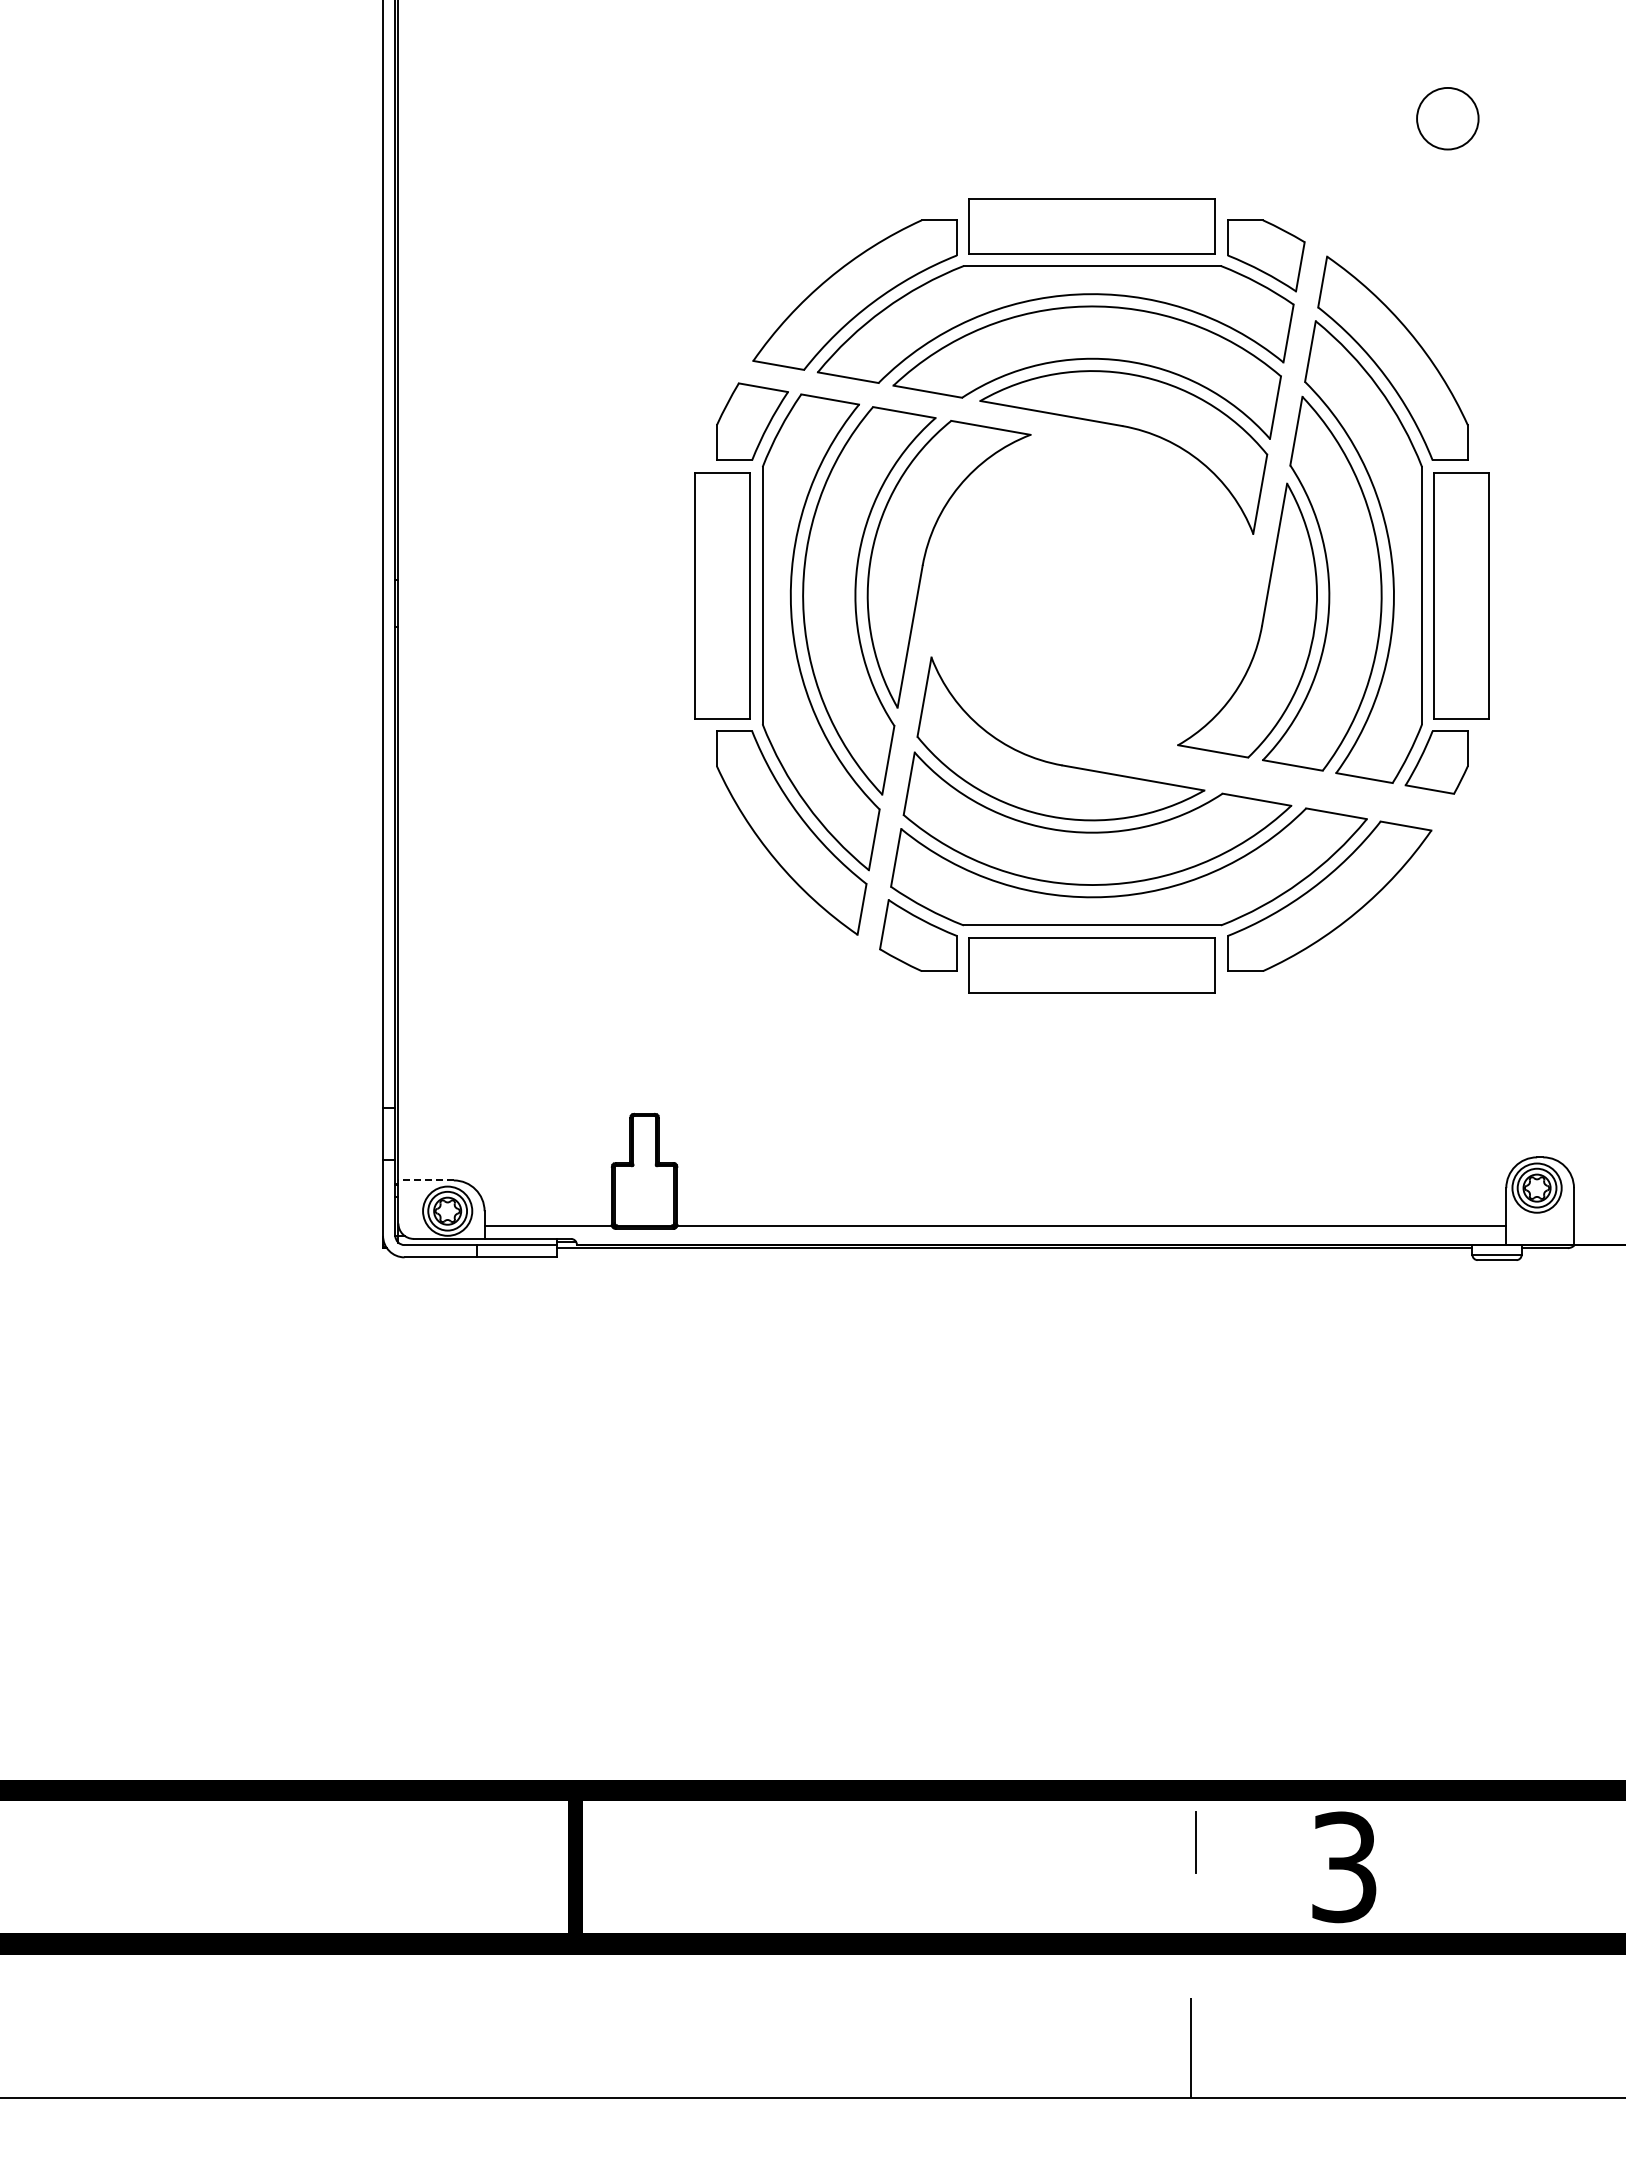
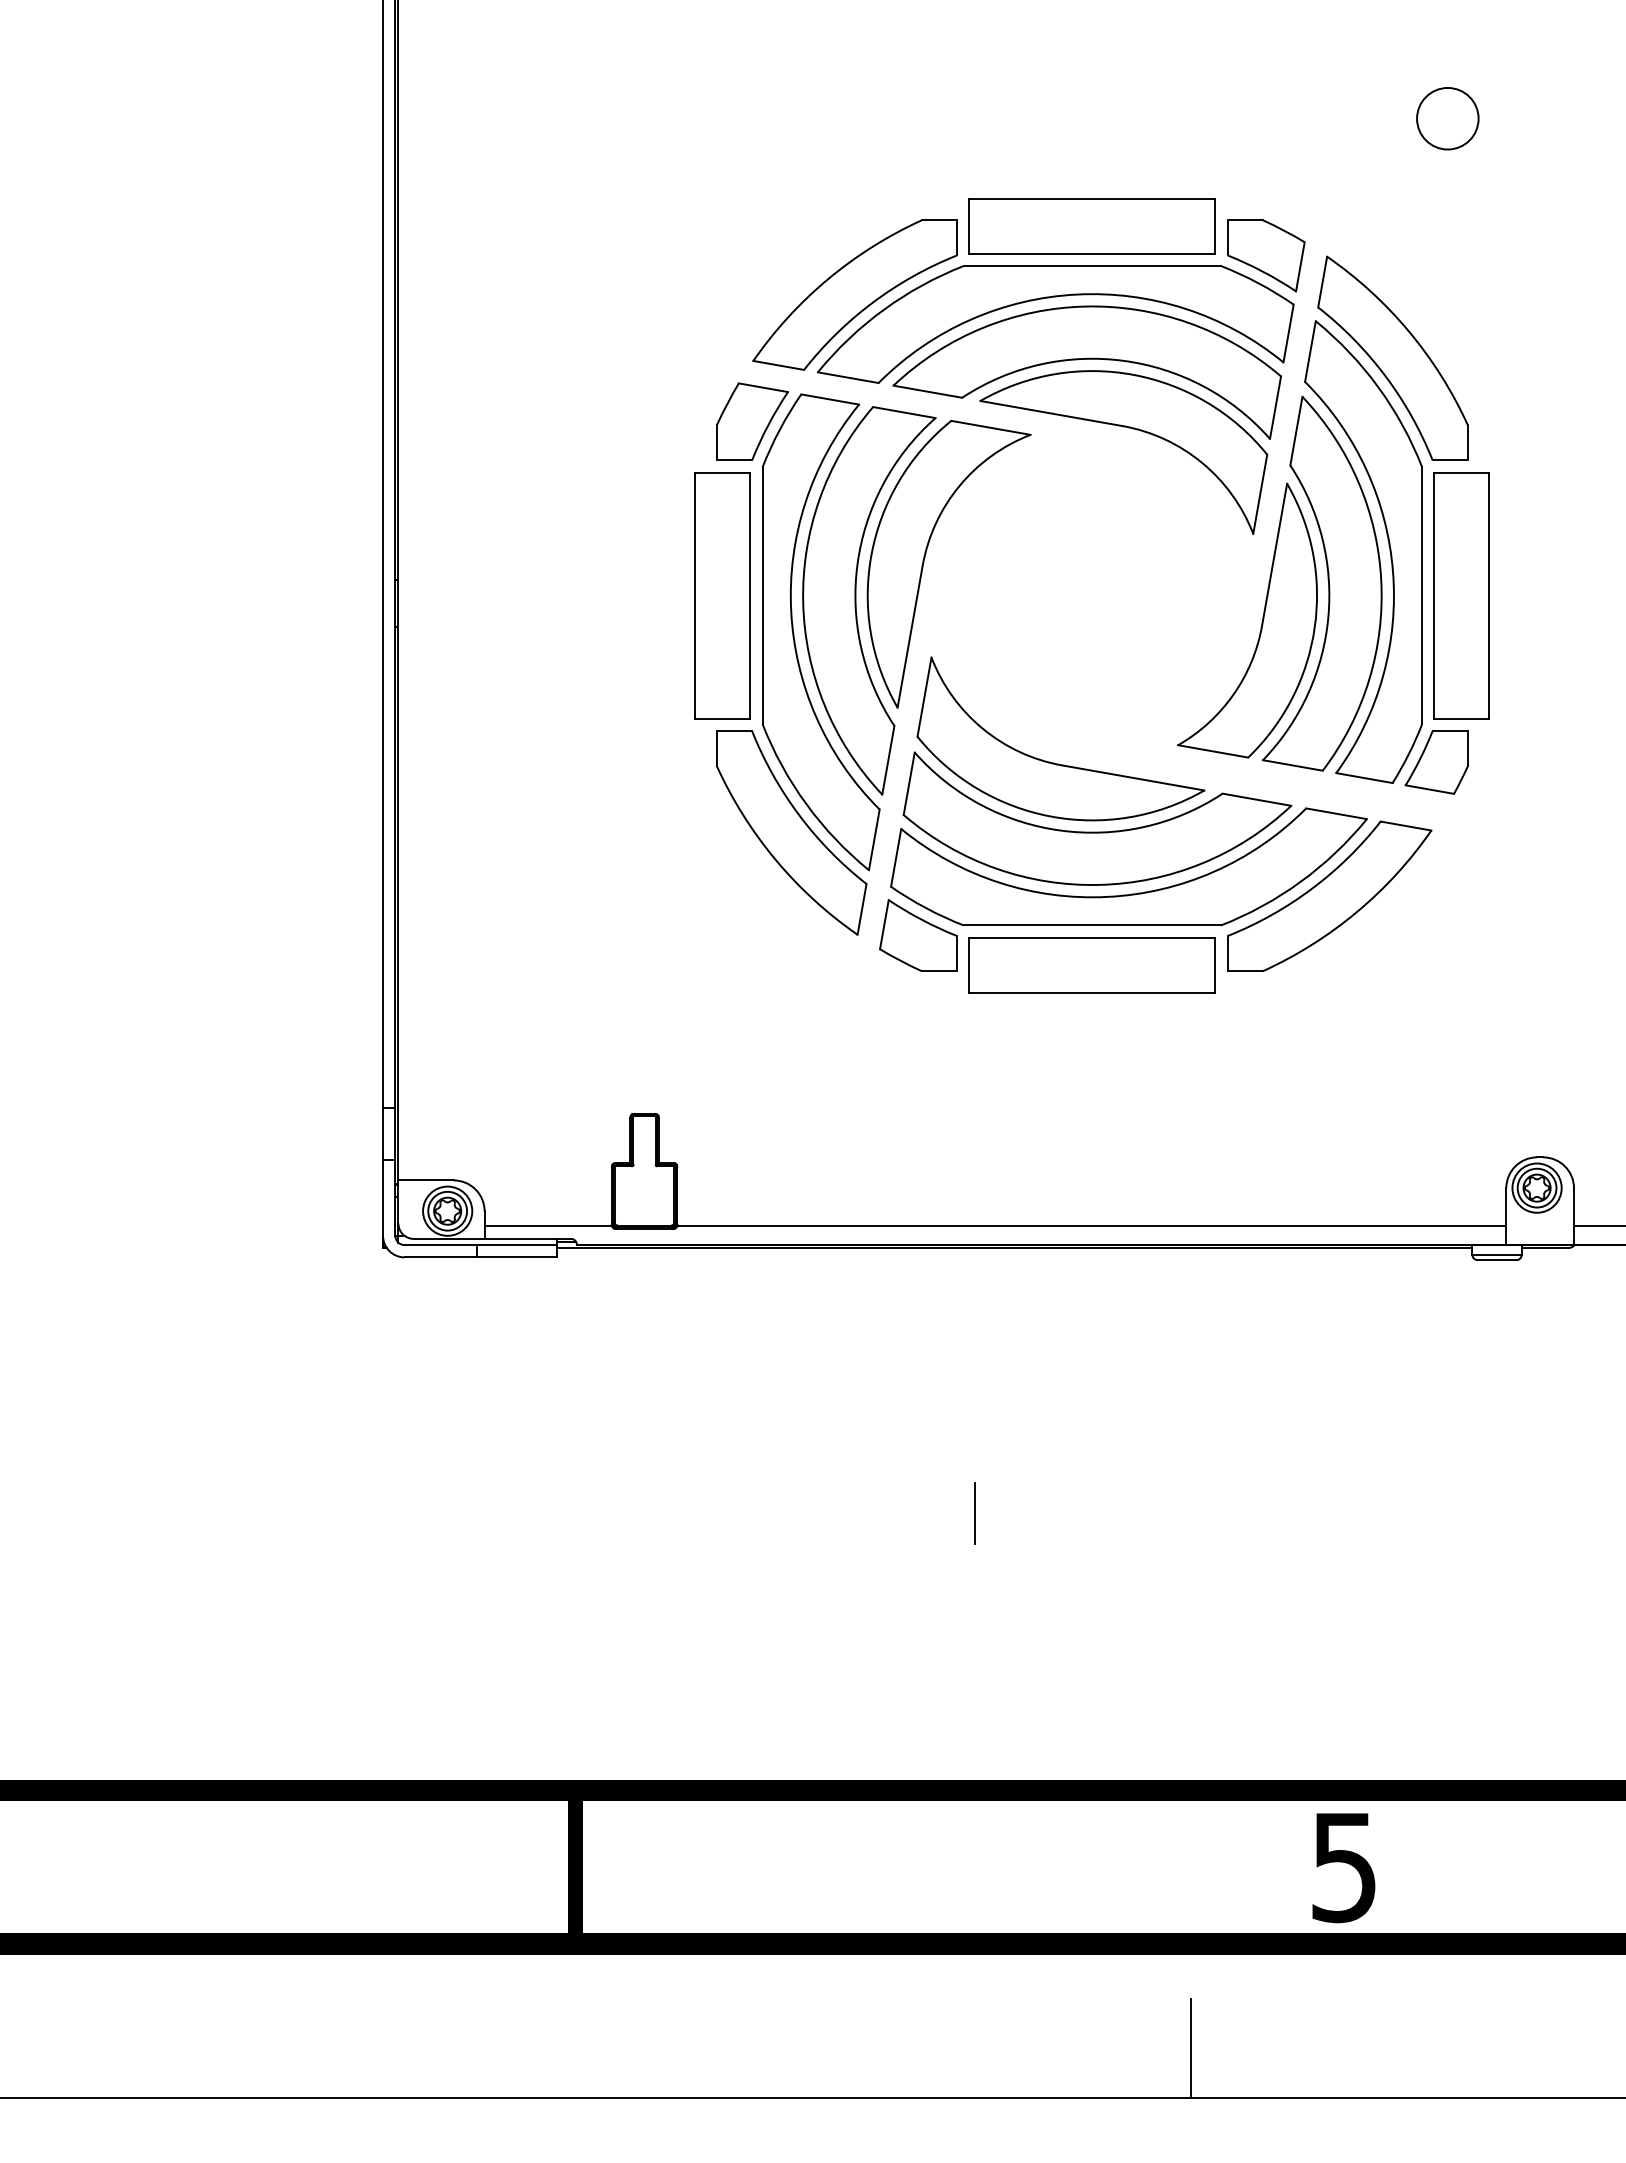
line: dashed -> solid (426, 1180)
line: none -> present (1598, 1226)
line position: (1195, 1842) -> (974, 1513) (974, 1513)
text: 3 -> 5 (1344, 1866)
